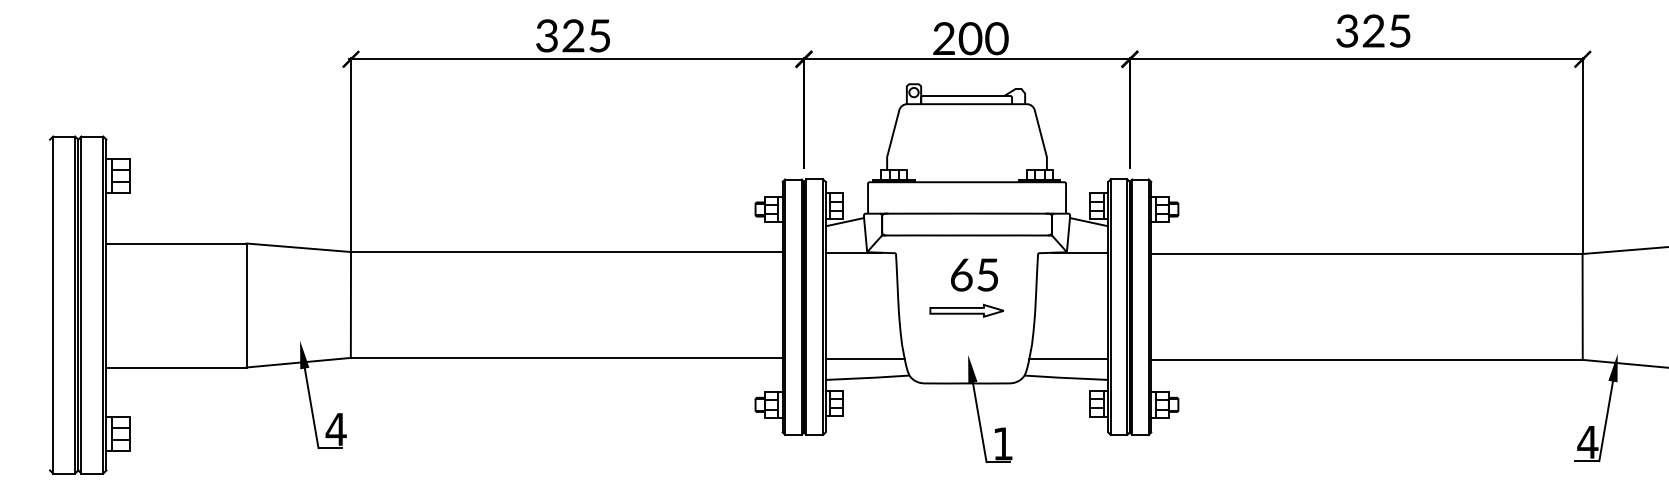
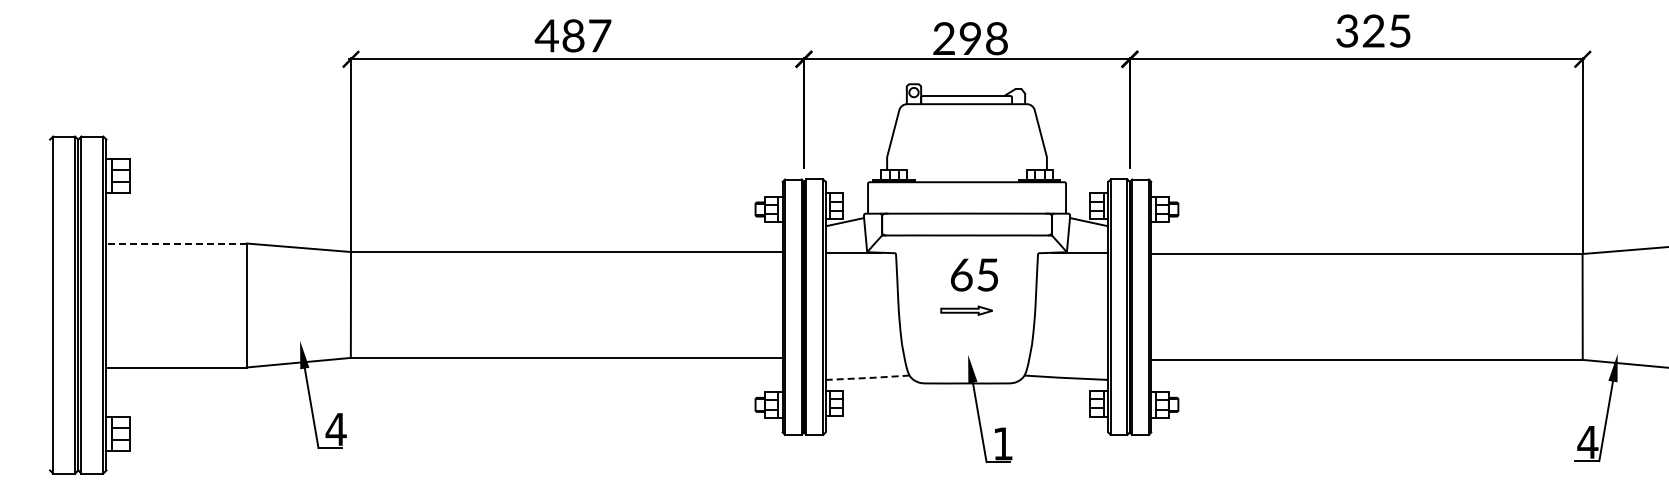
text: 325 -> 487 (572, 35)
text: 200 -> 298 (983, 39)
line: solid -> dashed (176, 243)
part size: 75x15 px -> 53x11 px (966, 310)
line: present -> none (864, 358)
line: present -> none (1068, 358)
line: solid -> dashed (868, 378)
